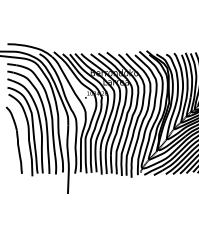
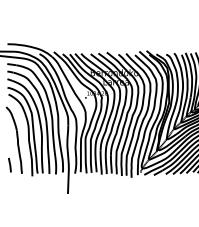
line: none -> present (9, 164)
